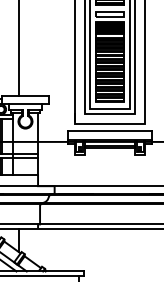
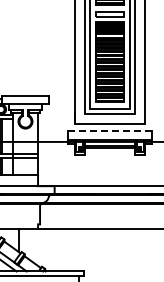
line: present -> none (18, 49)
line: solid -> dashed (109, 130)
line: present -> none (81, 224)
